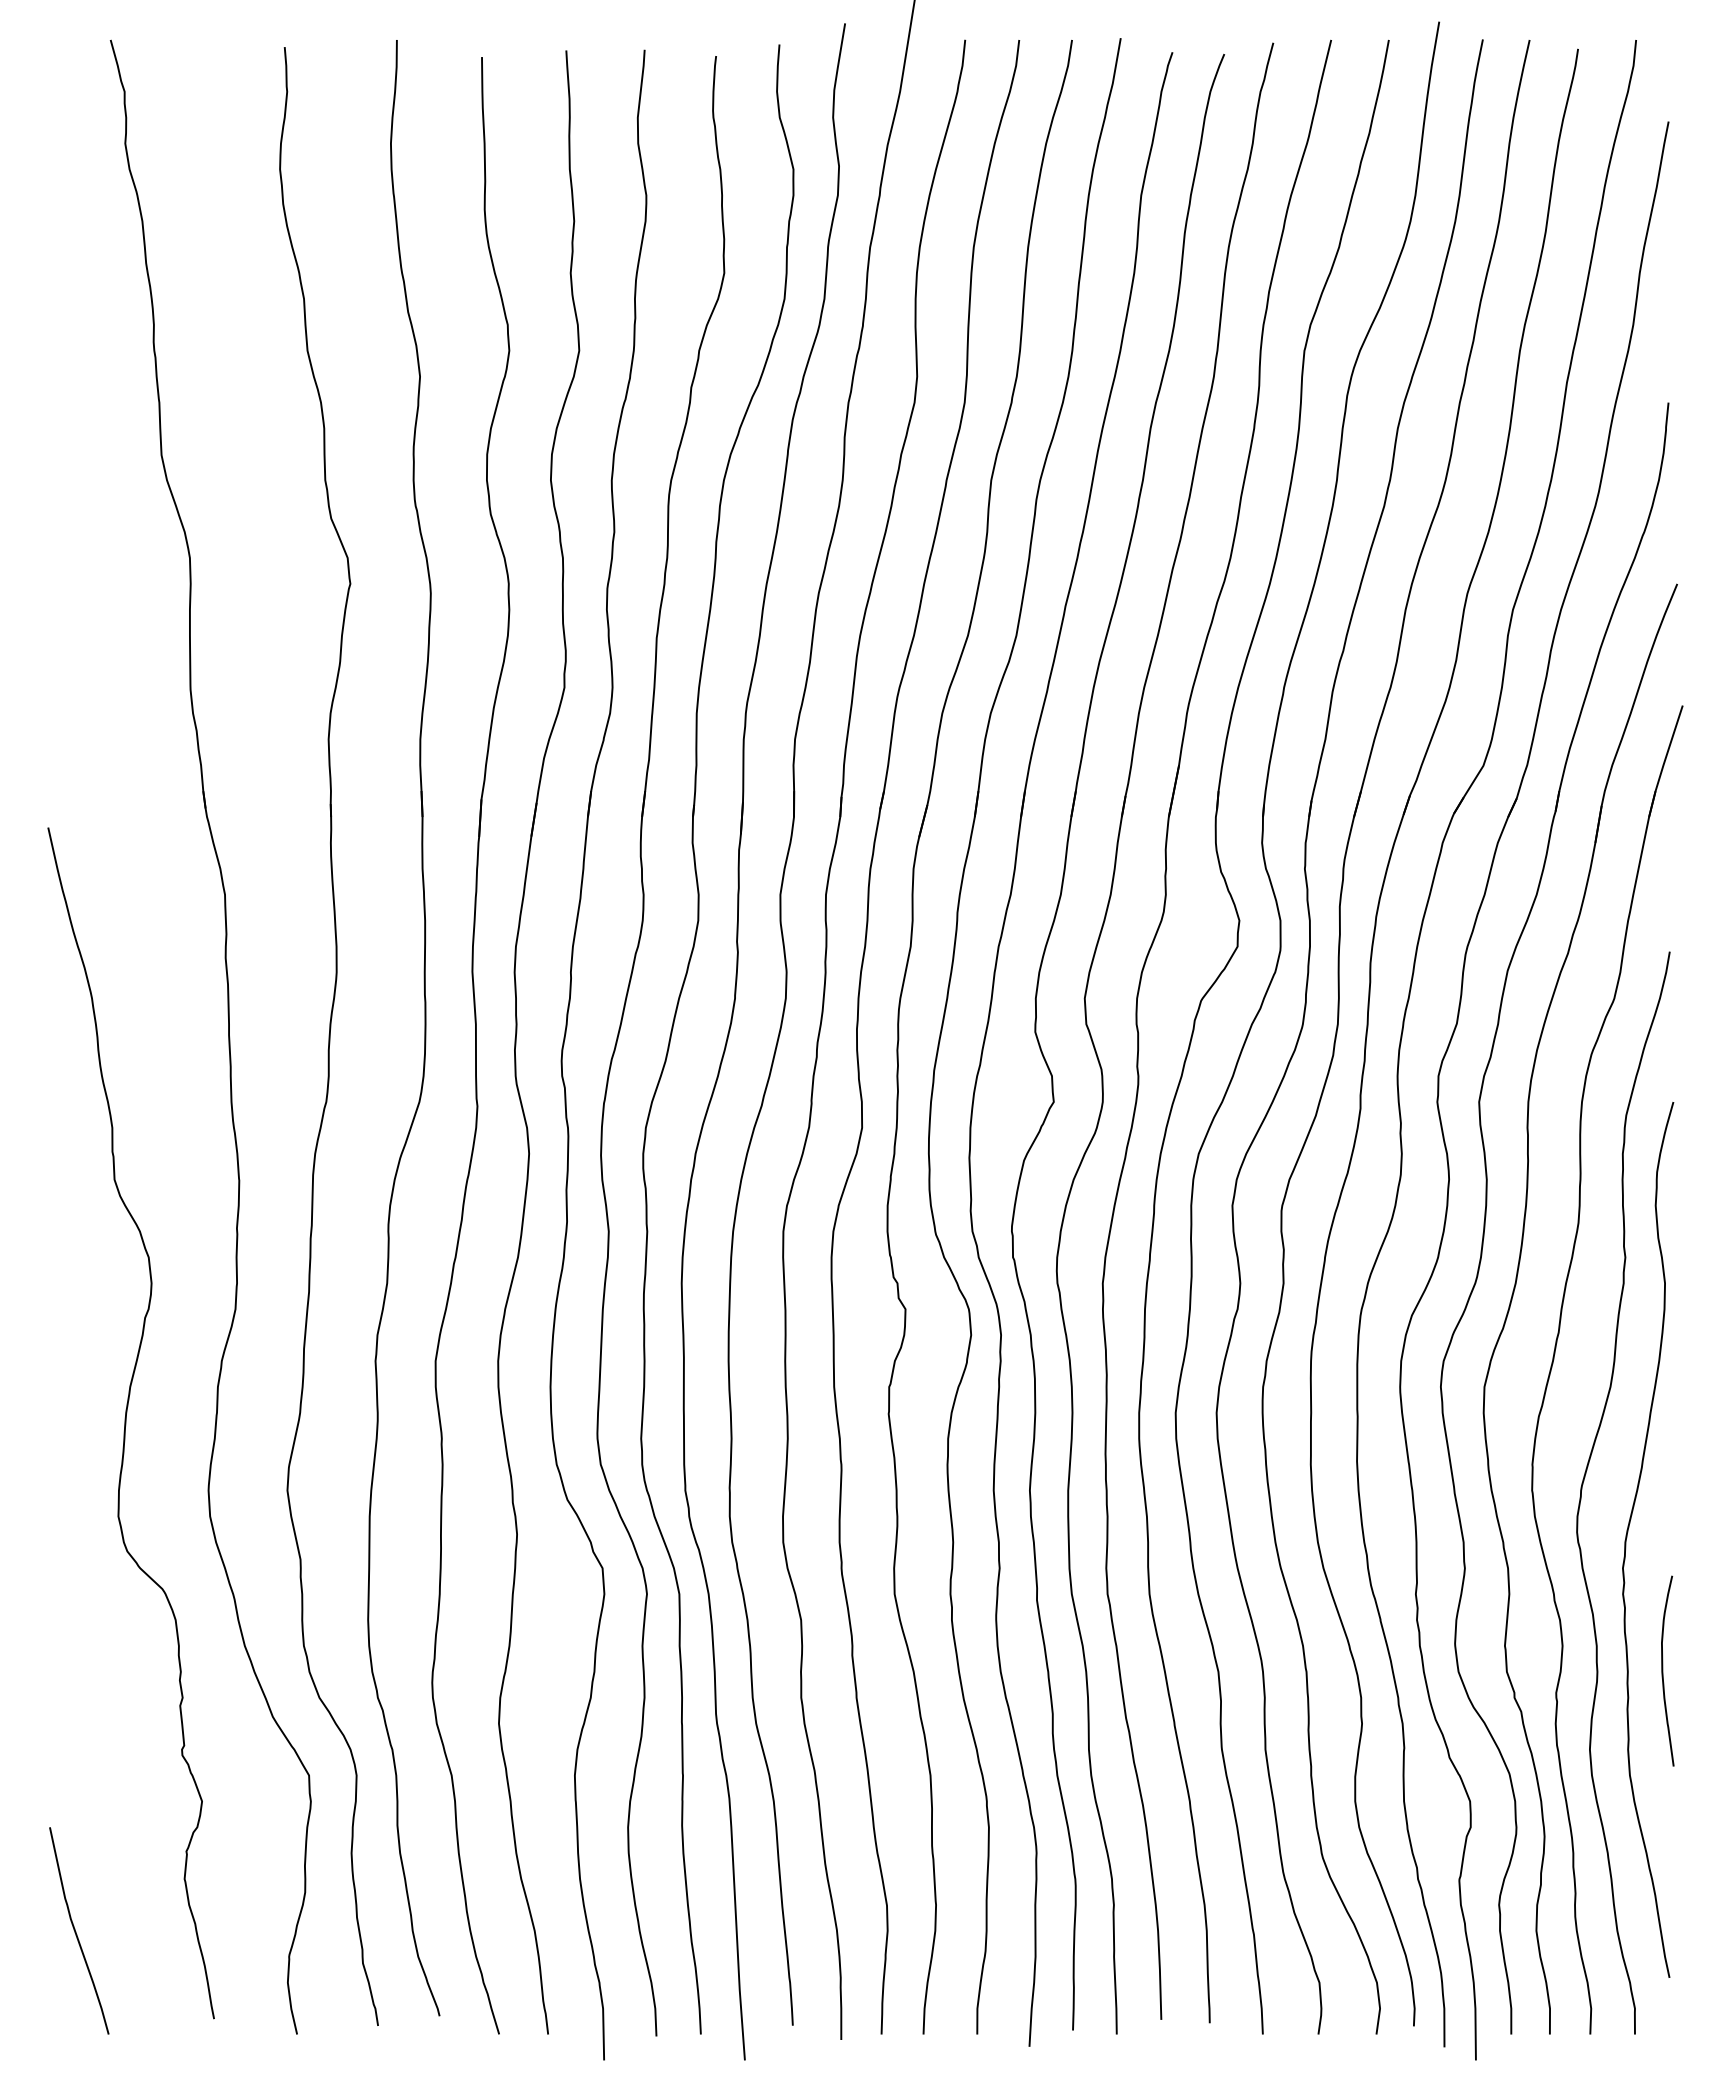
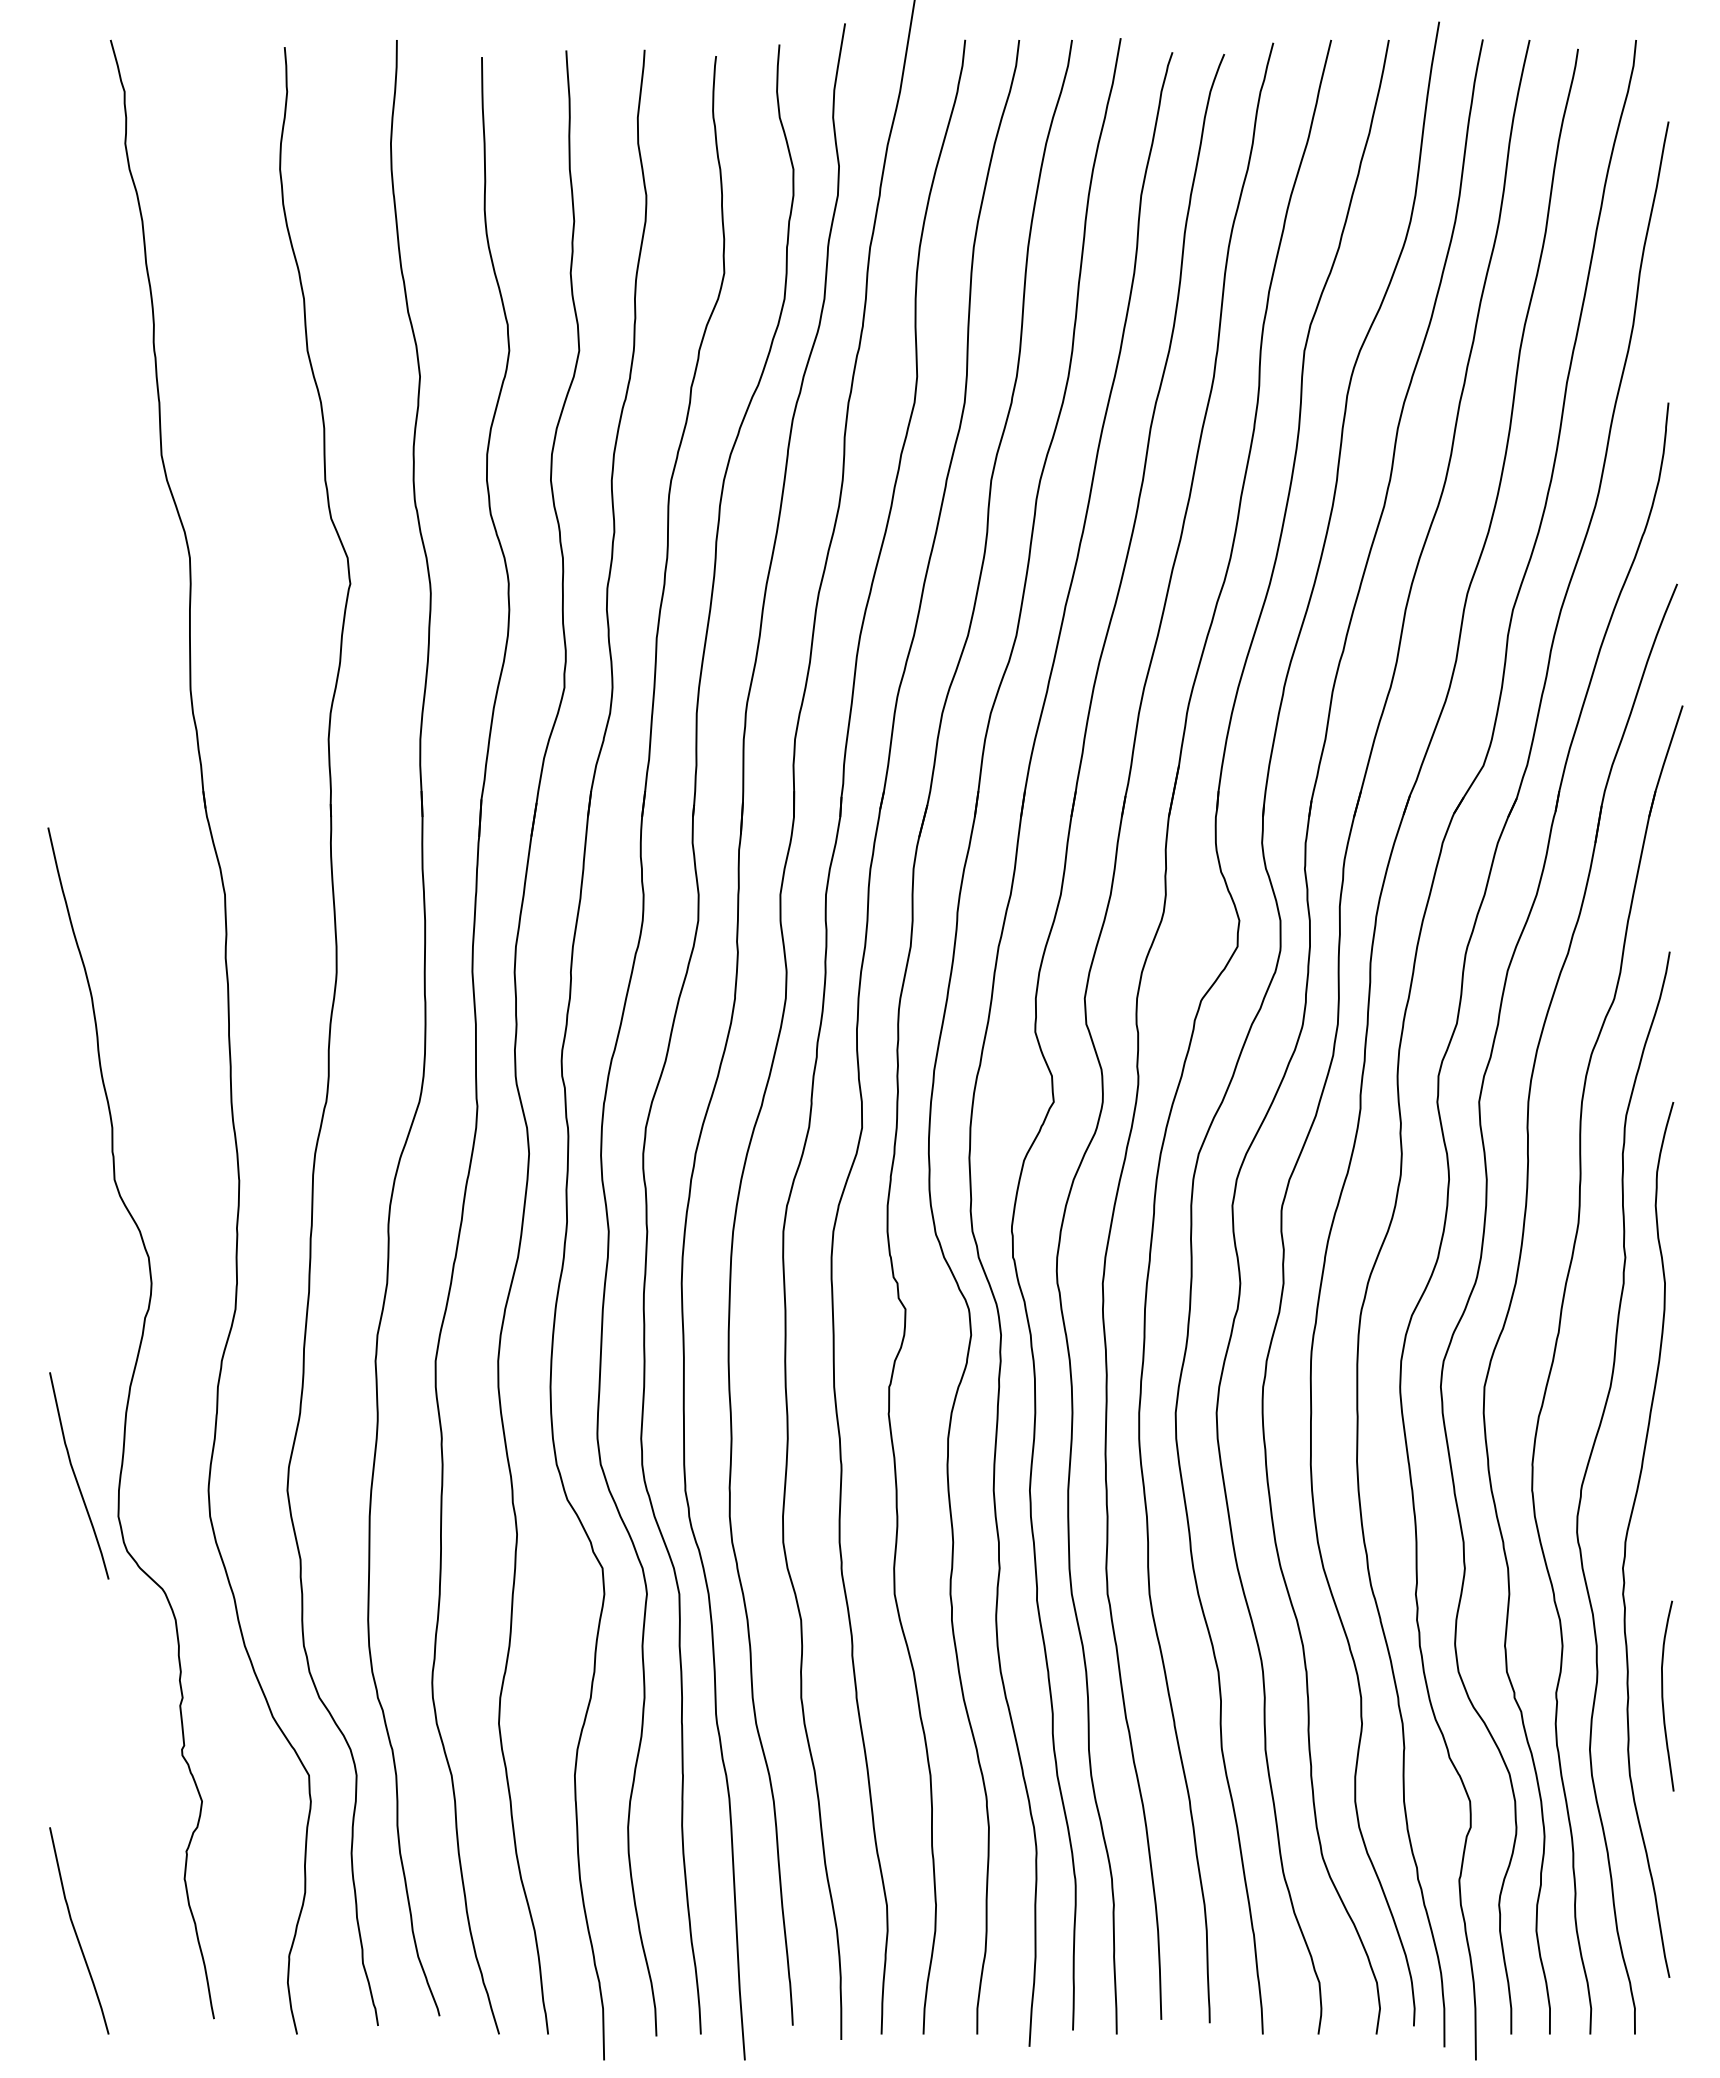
curve: none -> present (76, 1476)
curve position: (1663, 1670) -> (1663, 1695) (1663, 1695)
